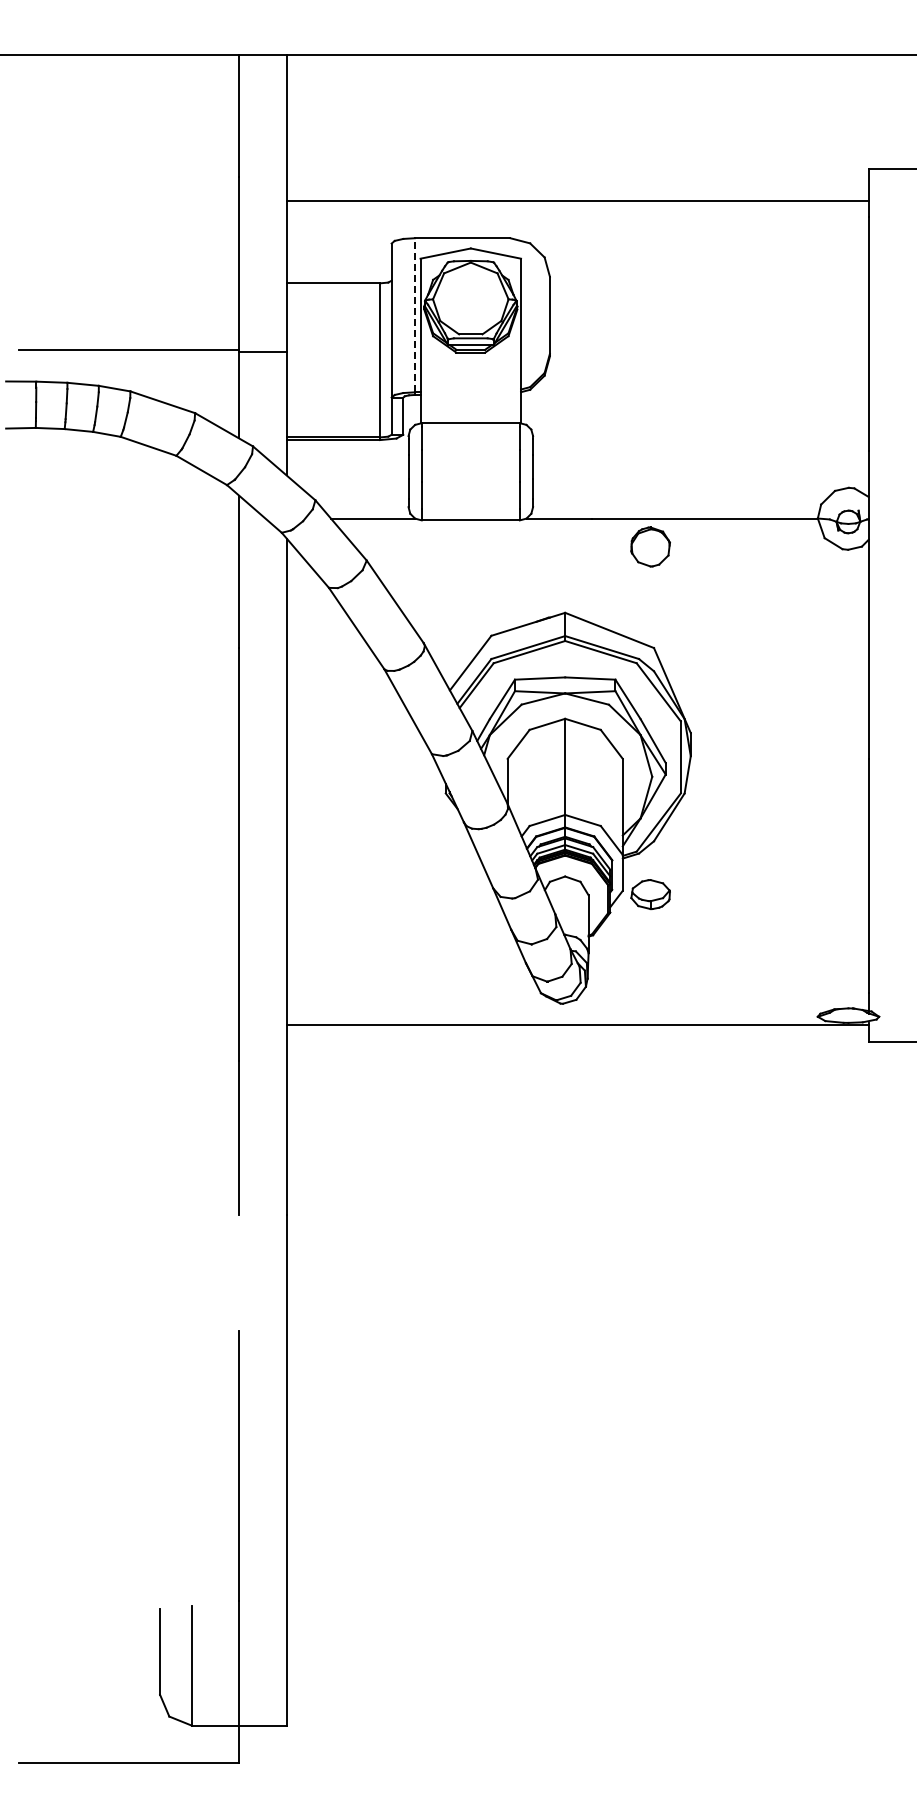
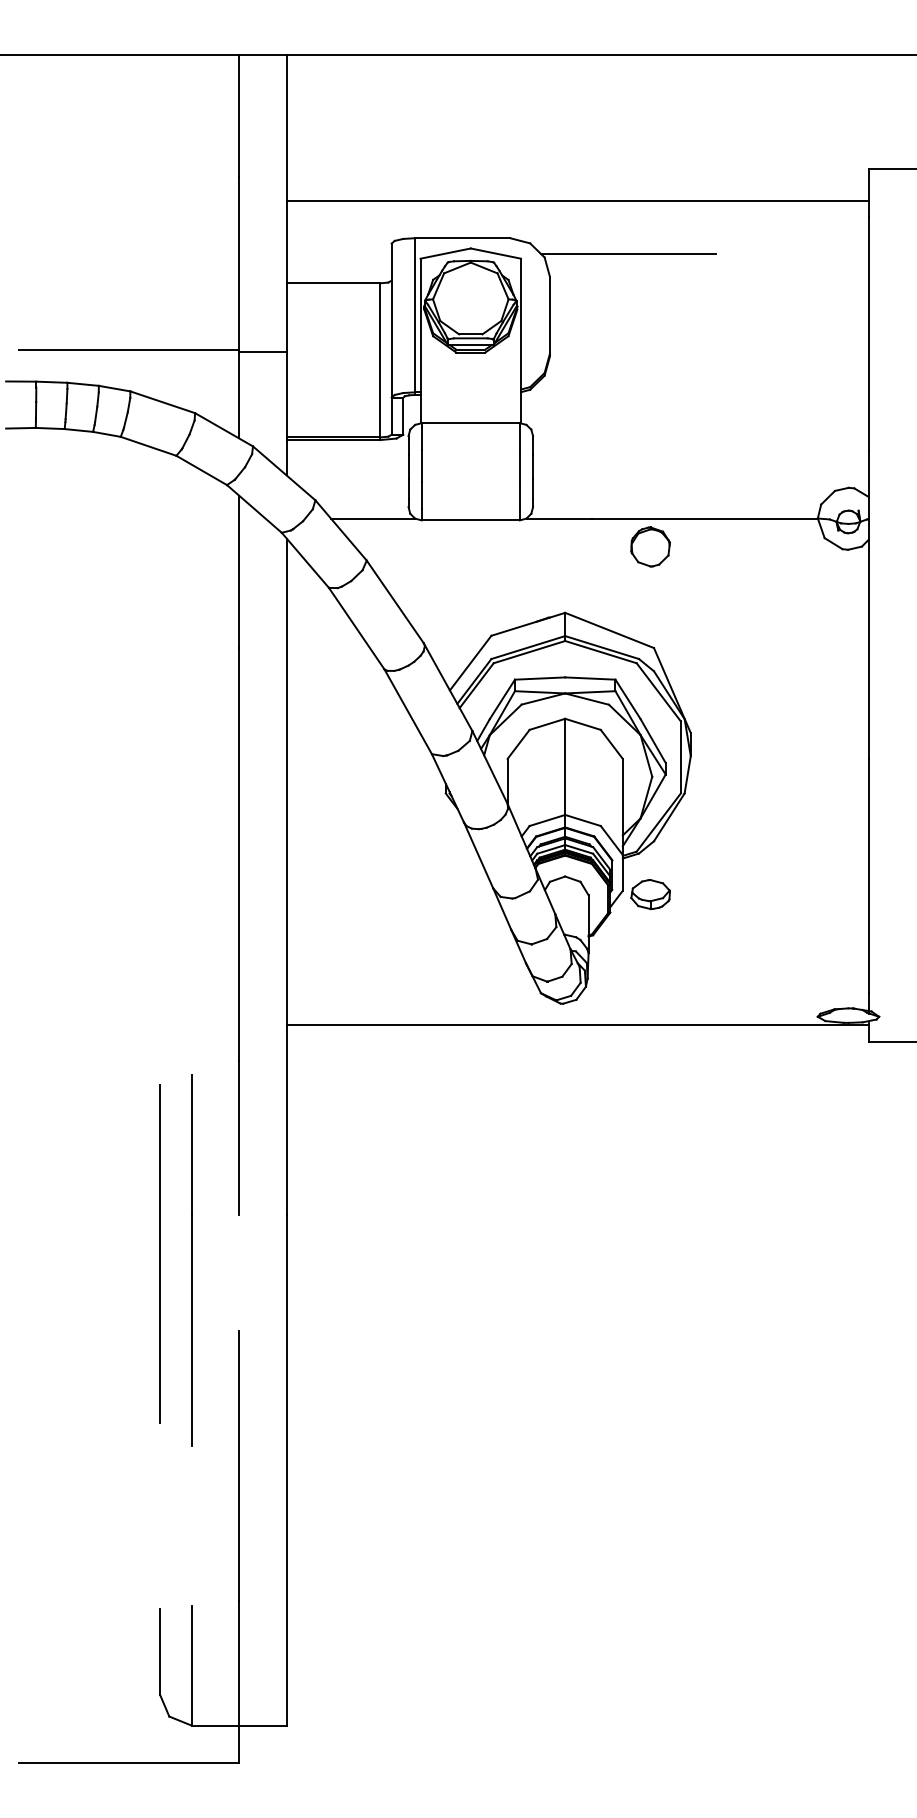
line: none -> present (627, 253)
line: dashed -> solid (414, 314)
line: none -> present (159, 1253)
line: none -> present (191, 1260)
